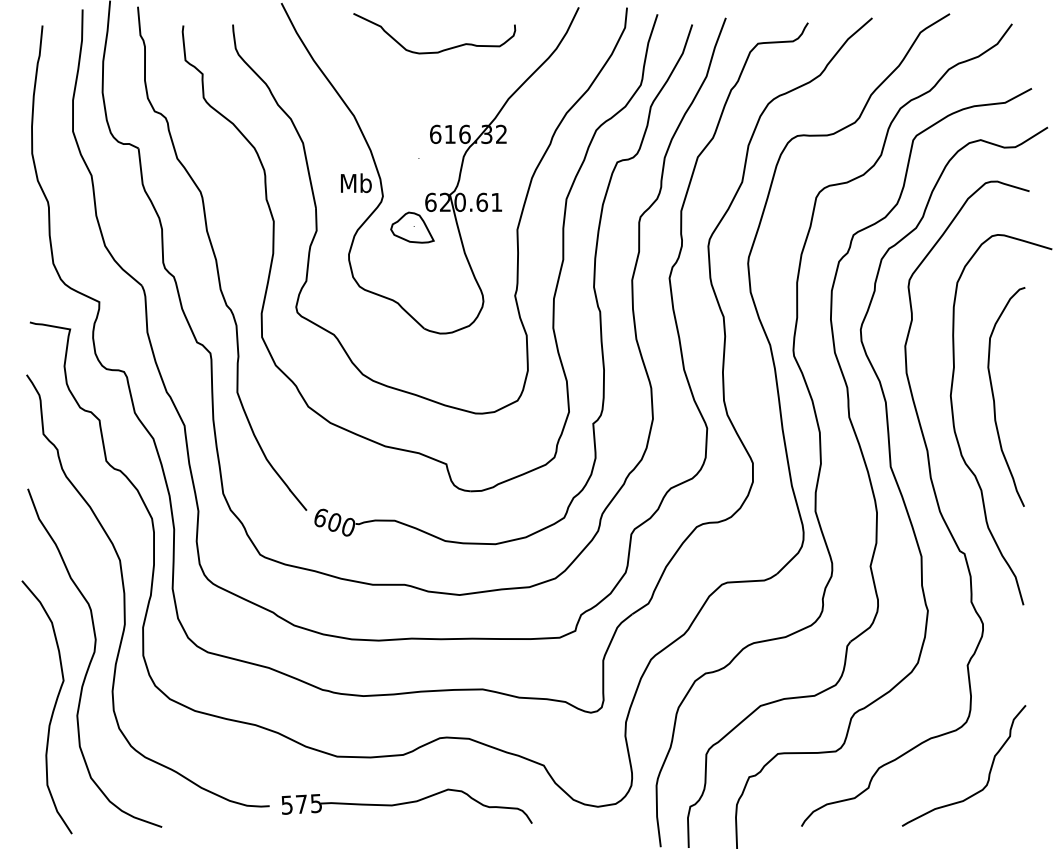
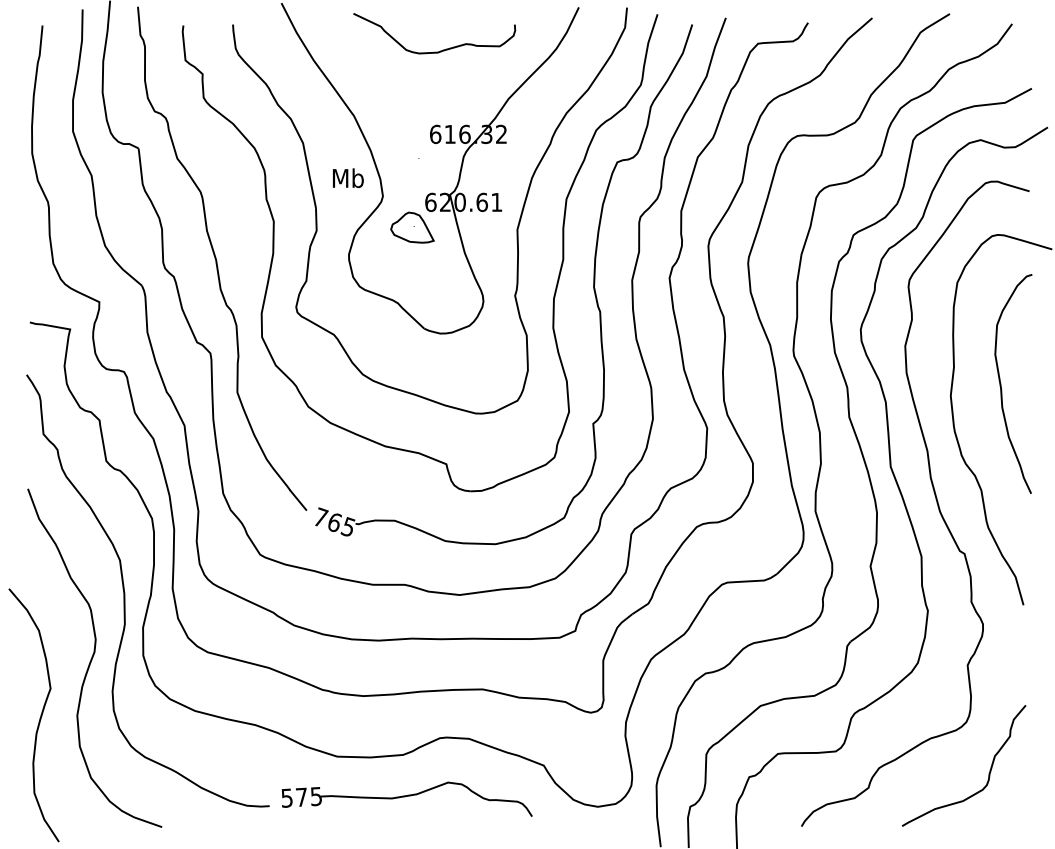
text position: (356, 183) -> (348, 178) (348, 178)
curve position: (994, 396) -> (1001, 383) (1001, 383)
text: 600 -> 765 (334, 521)
curve position: (52, 710) -> (39, 718) (39, 718)
part position: (406, 805) -> (406, 798) (406, 798)
